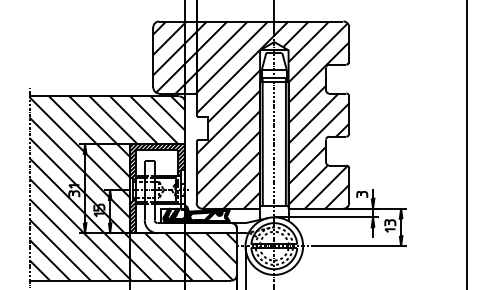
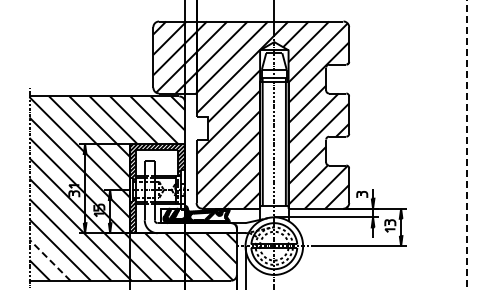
line: solid -> dashed (466, 145)
line: solid -> dashed (49, 260)
